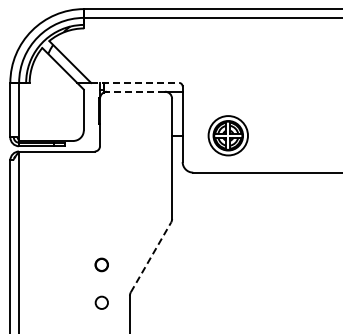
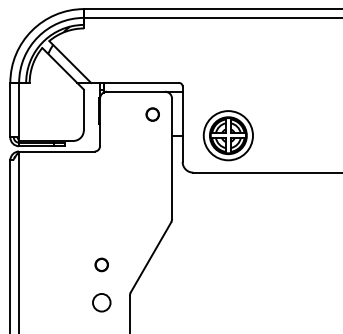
line: dashed -> solid (135, 82)
line: dashed -> solid (135, 91)
circle: none -> present (152, 114)
part size: 42x42 px -> 52x52 px (227, 135)
line: dashed -> solid (151, 256)
circle size: 15x15 px -> 20x20 px (101, 302)
